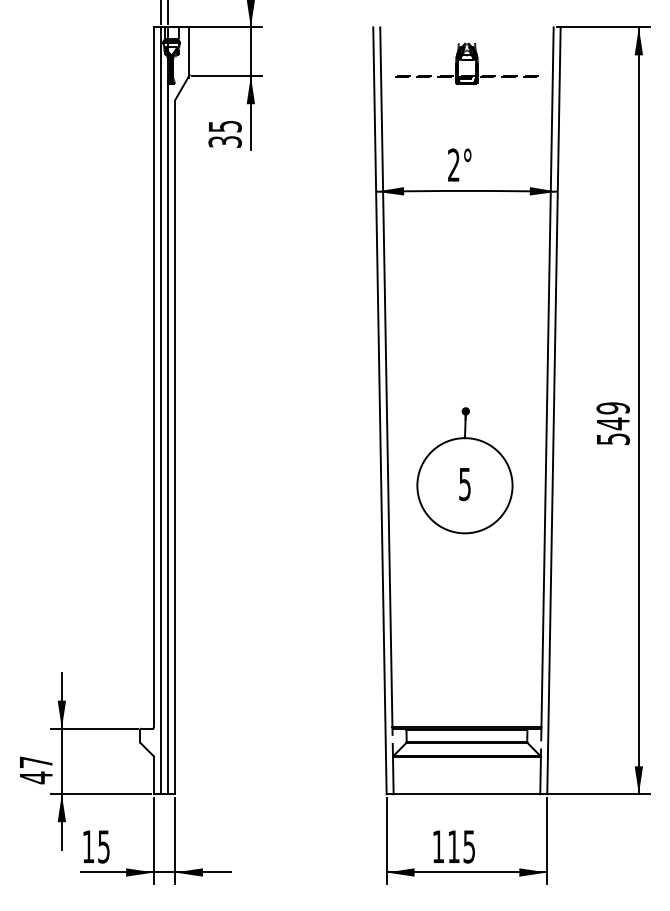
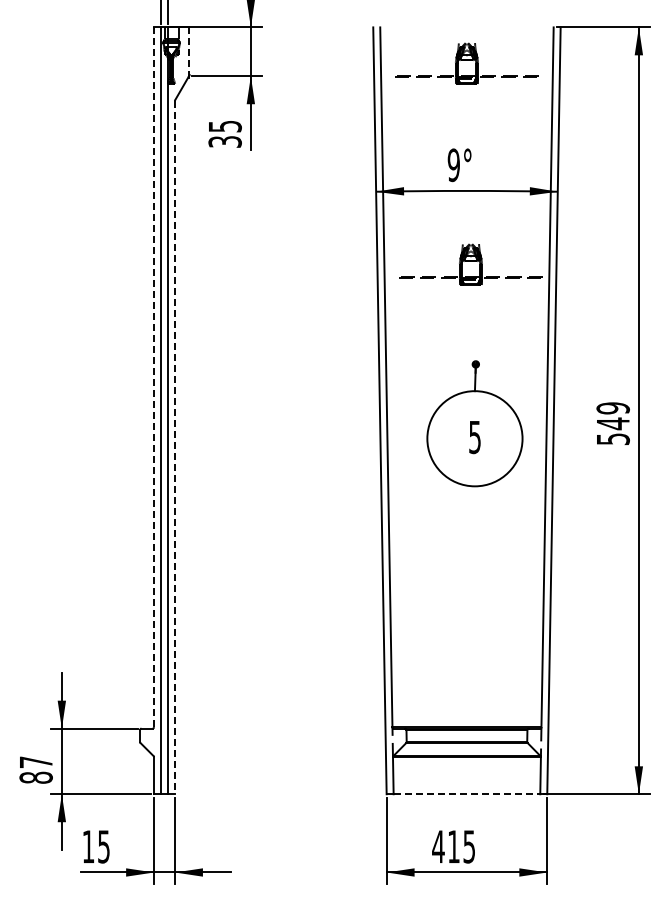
line: solid -> dashed (188, 52)
text: 2° -> 9° (453, 165)
part: none -> present (470, 264)
line: solid -> dashed (154, 377)
line: solid -> dashed (175, 447)
part position: (464, 470) -> (474, 423) (474, 423)
text: 47 -> 87 (35, 777)
line: solid -> dashed (467, 794)
text: 115 -> 415 (438, 846)
